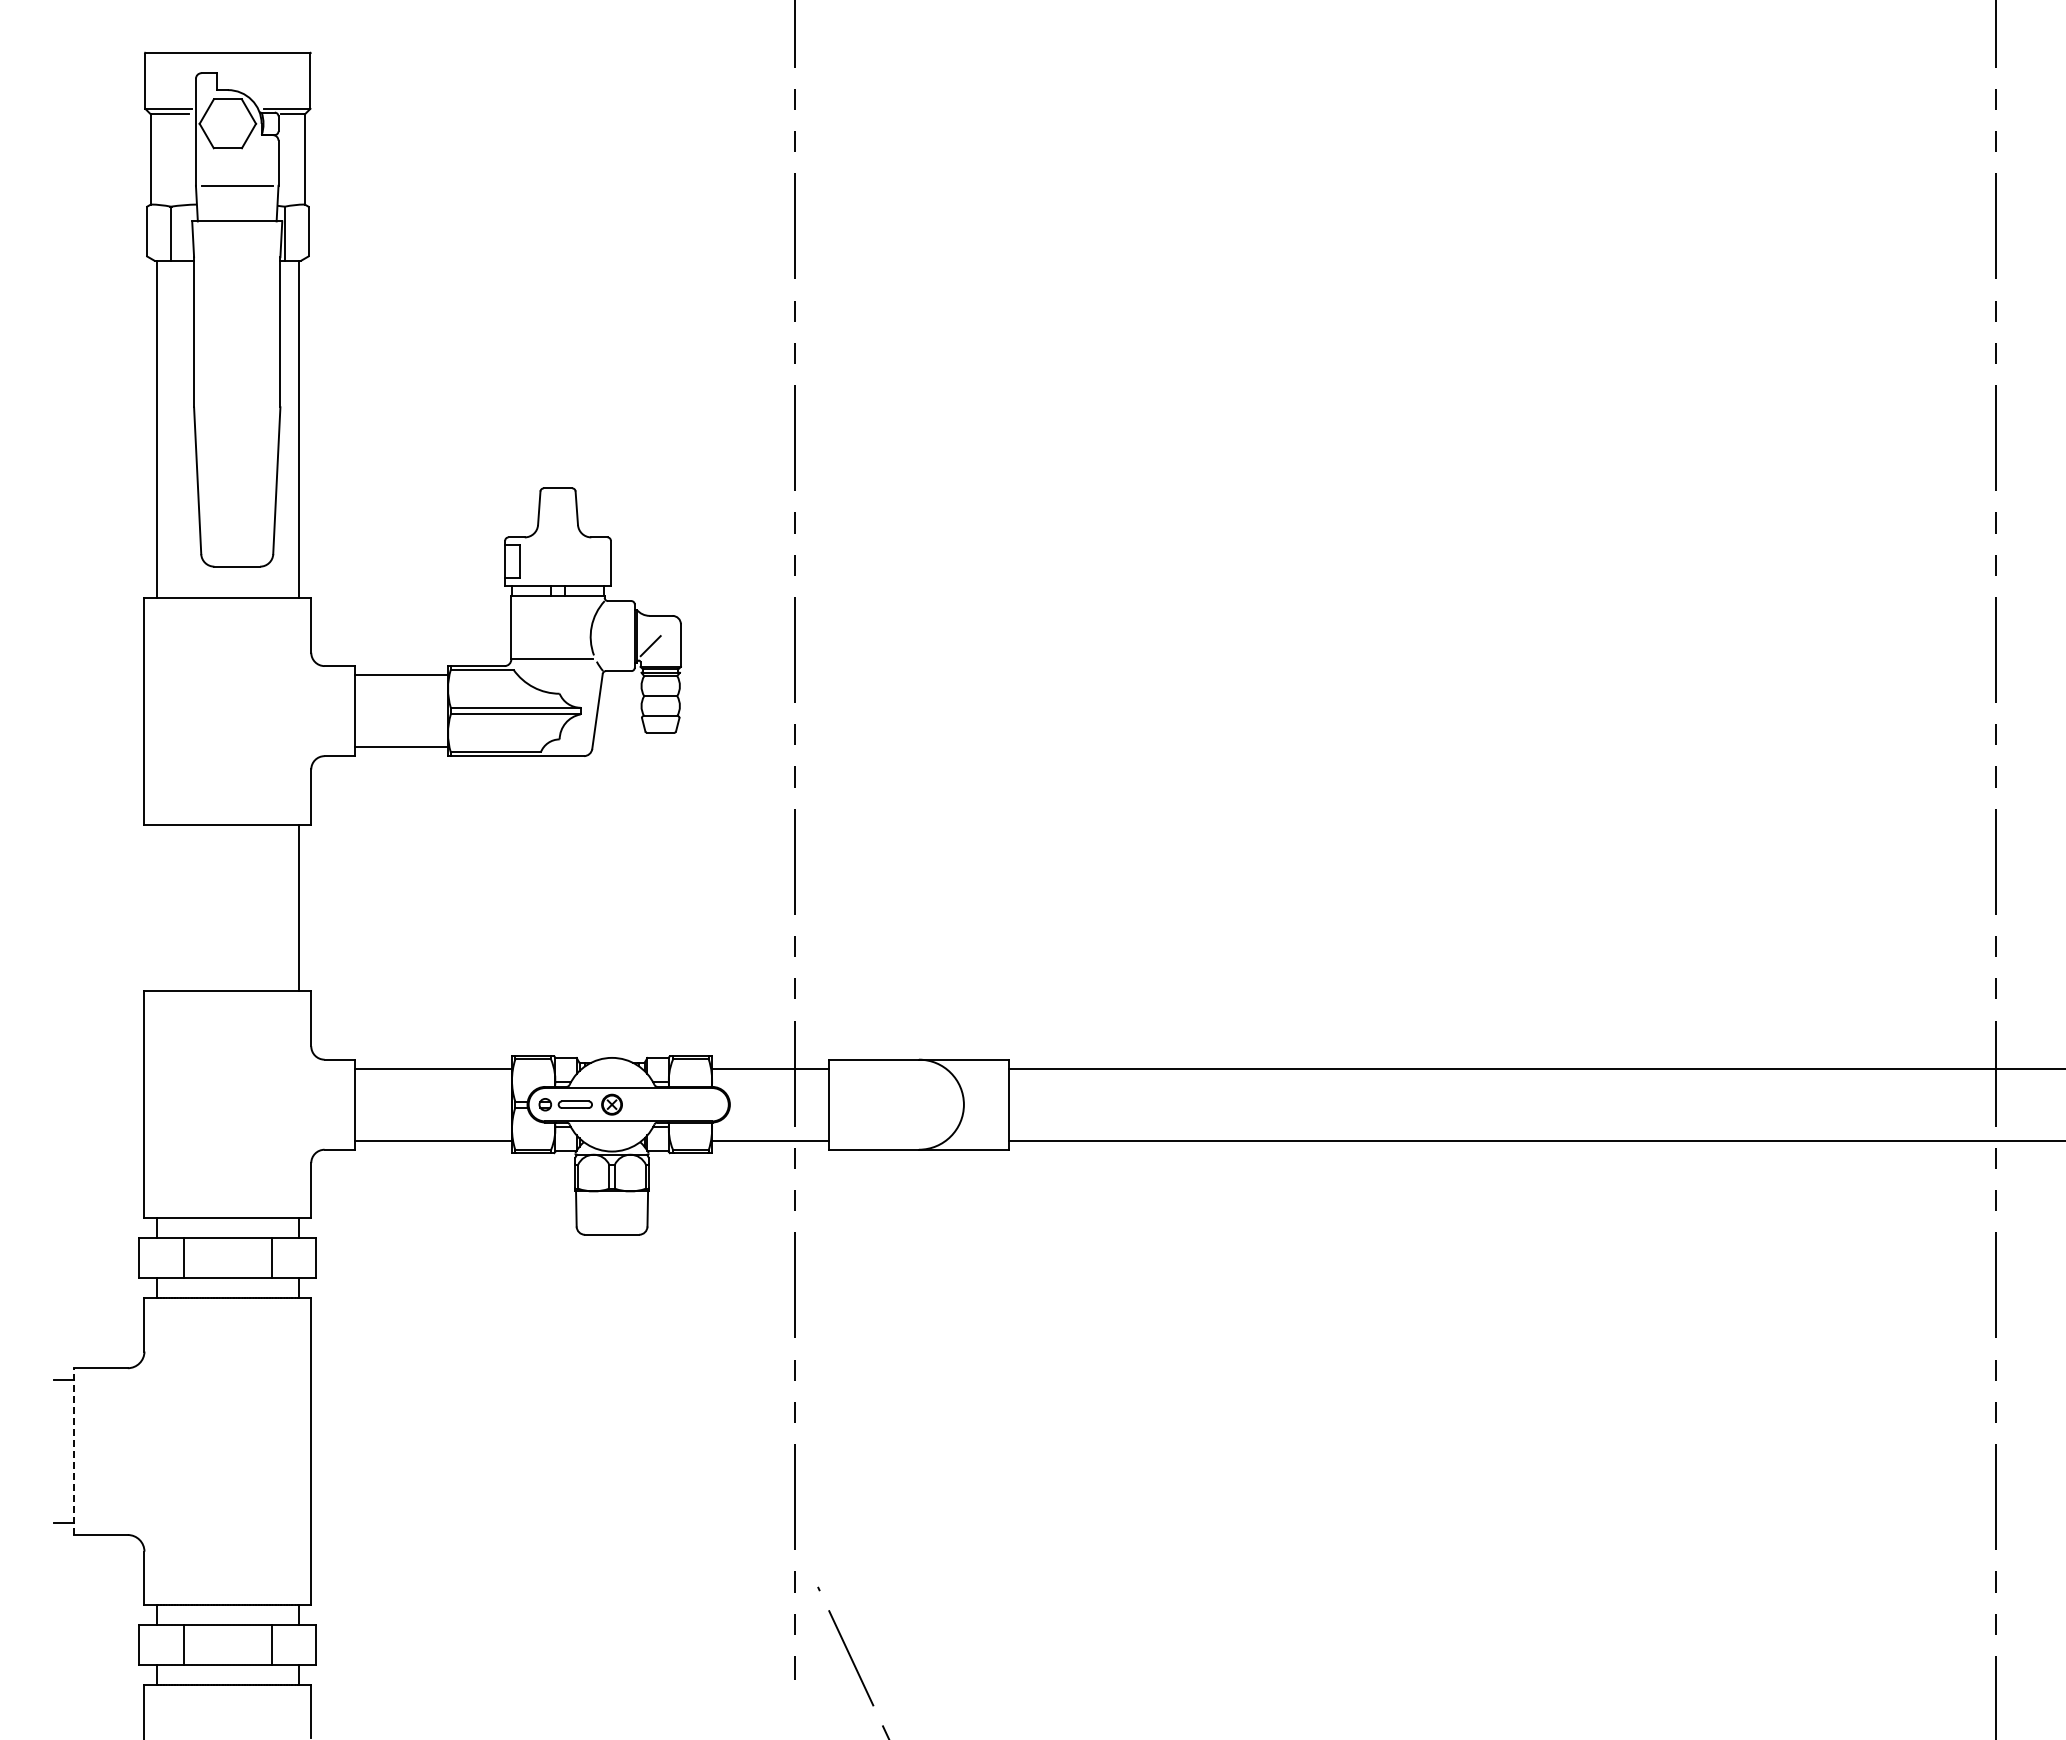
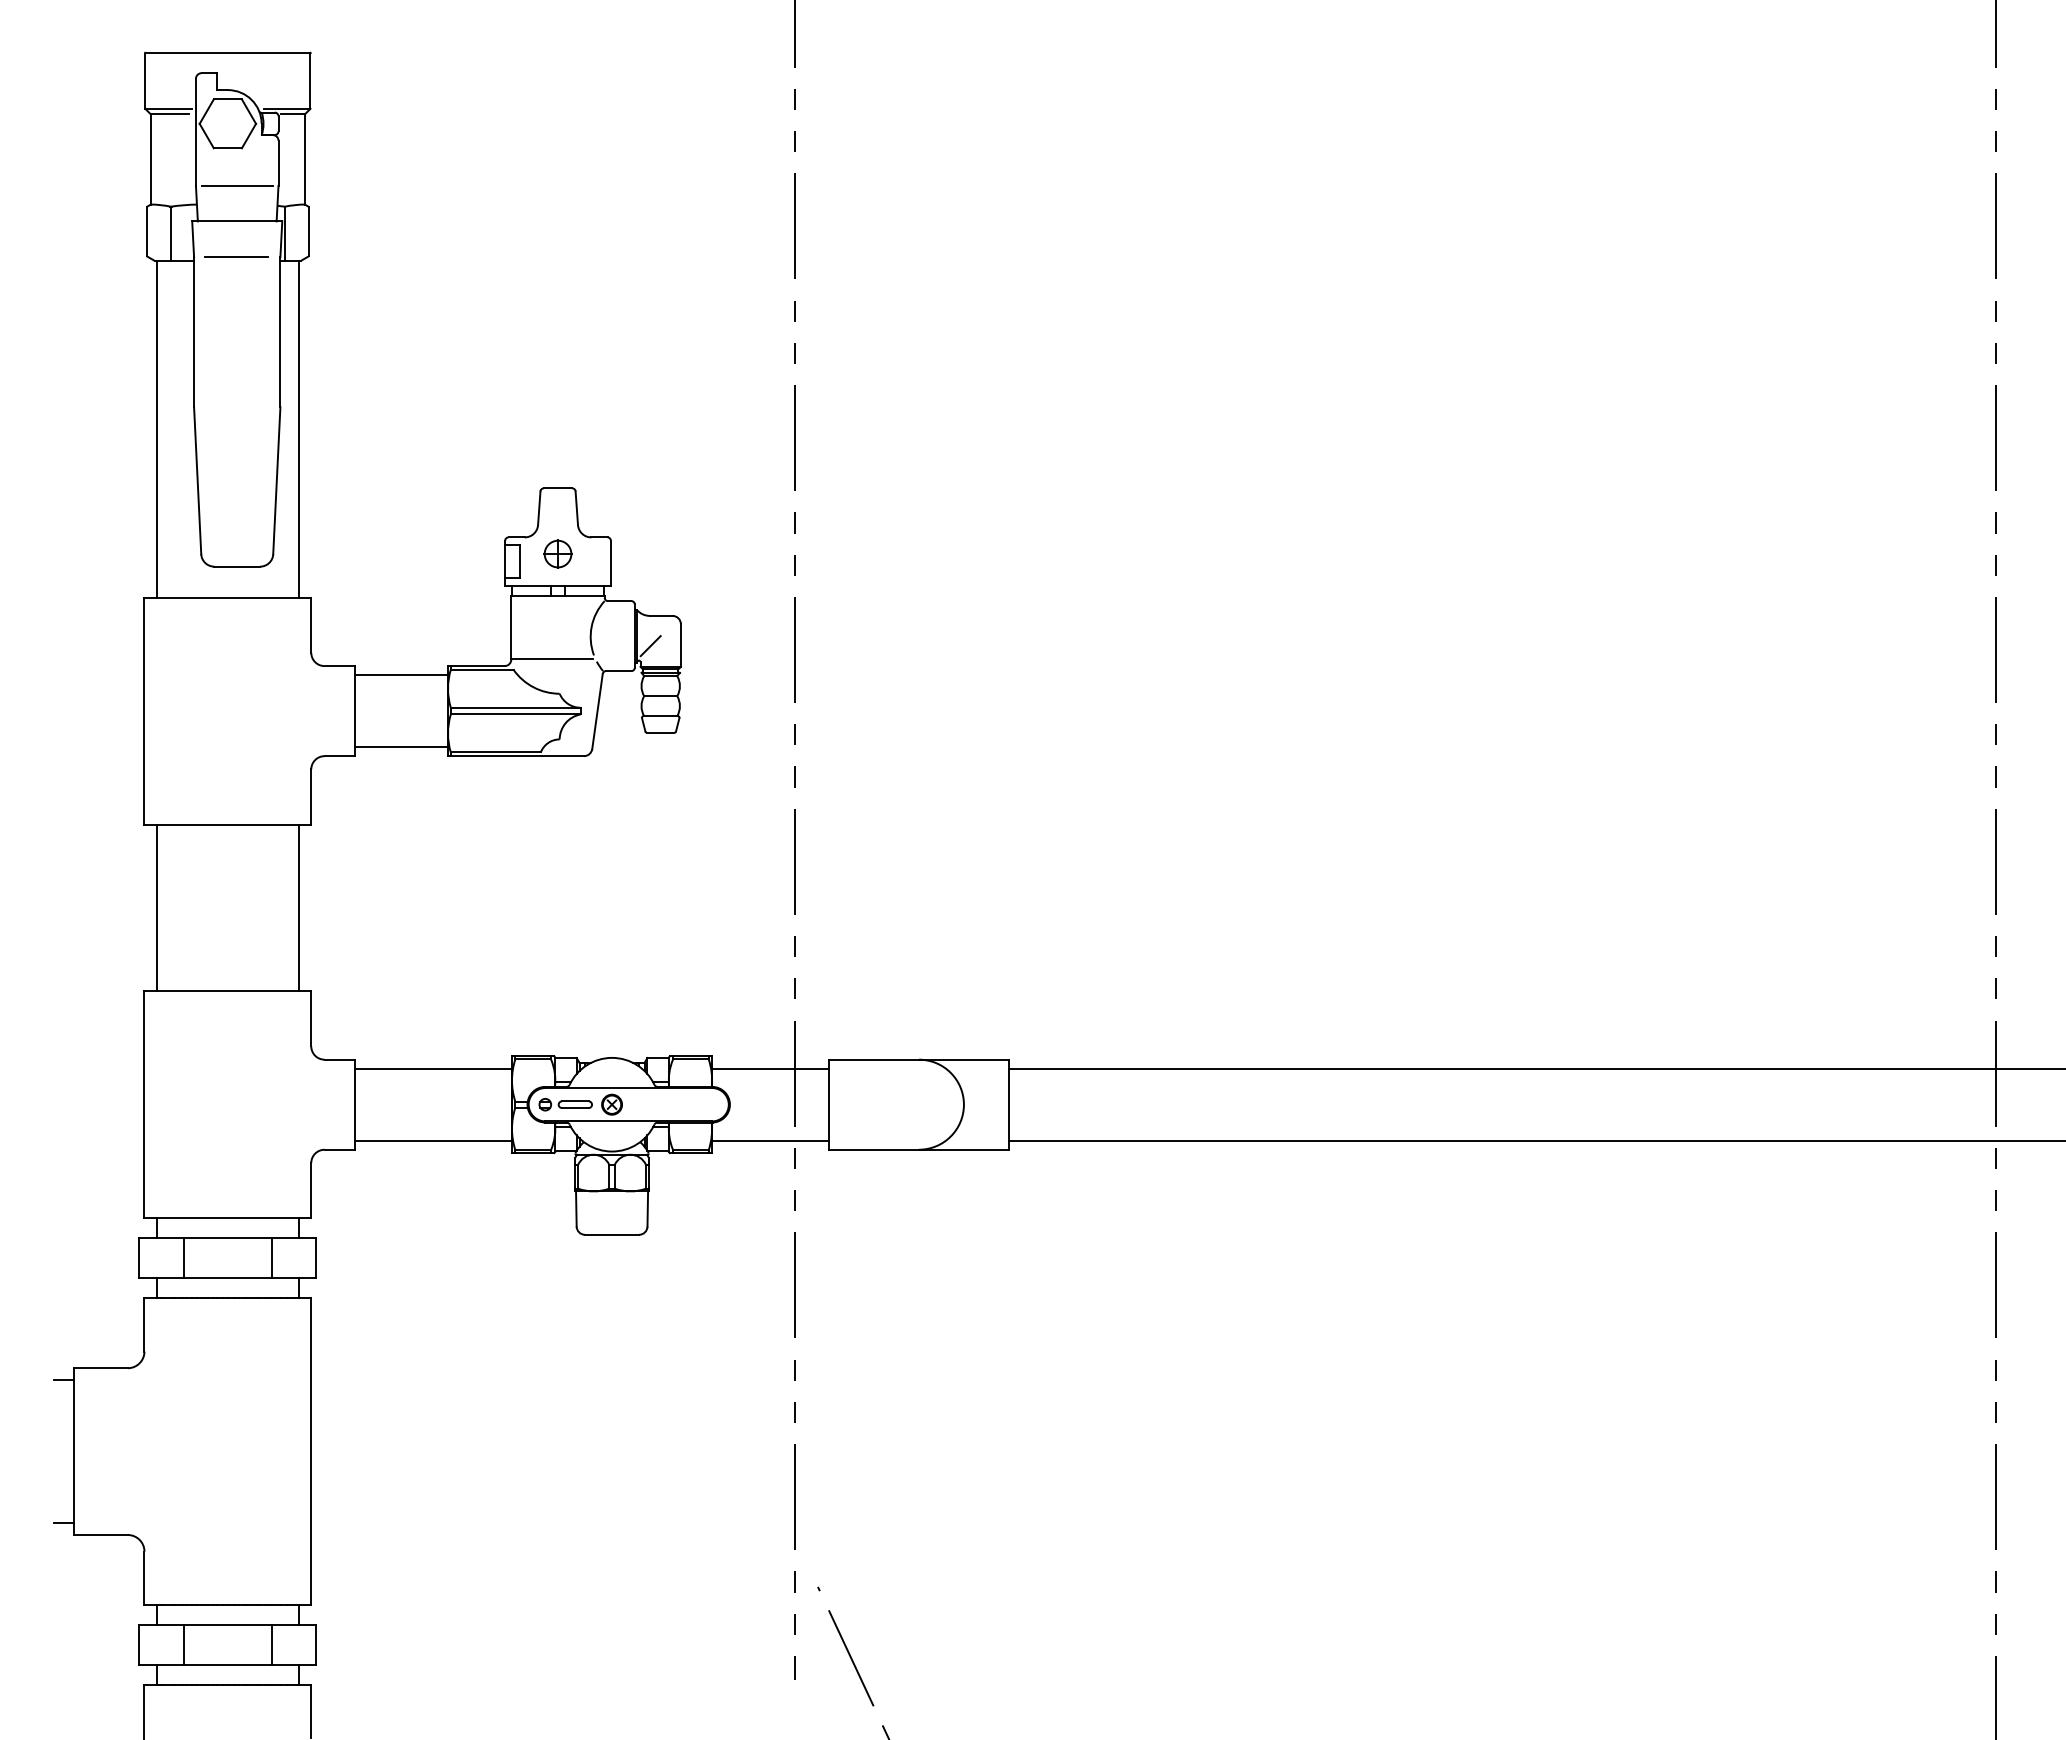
line: none -> present (236, 257)
part: none -> present (557, 553)
line: none -> present (156, 907)
line: dashed -> solid (74, 1451)
